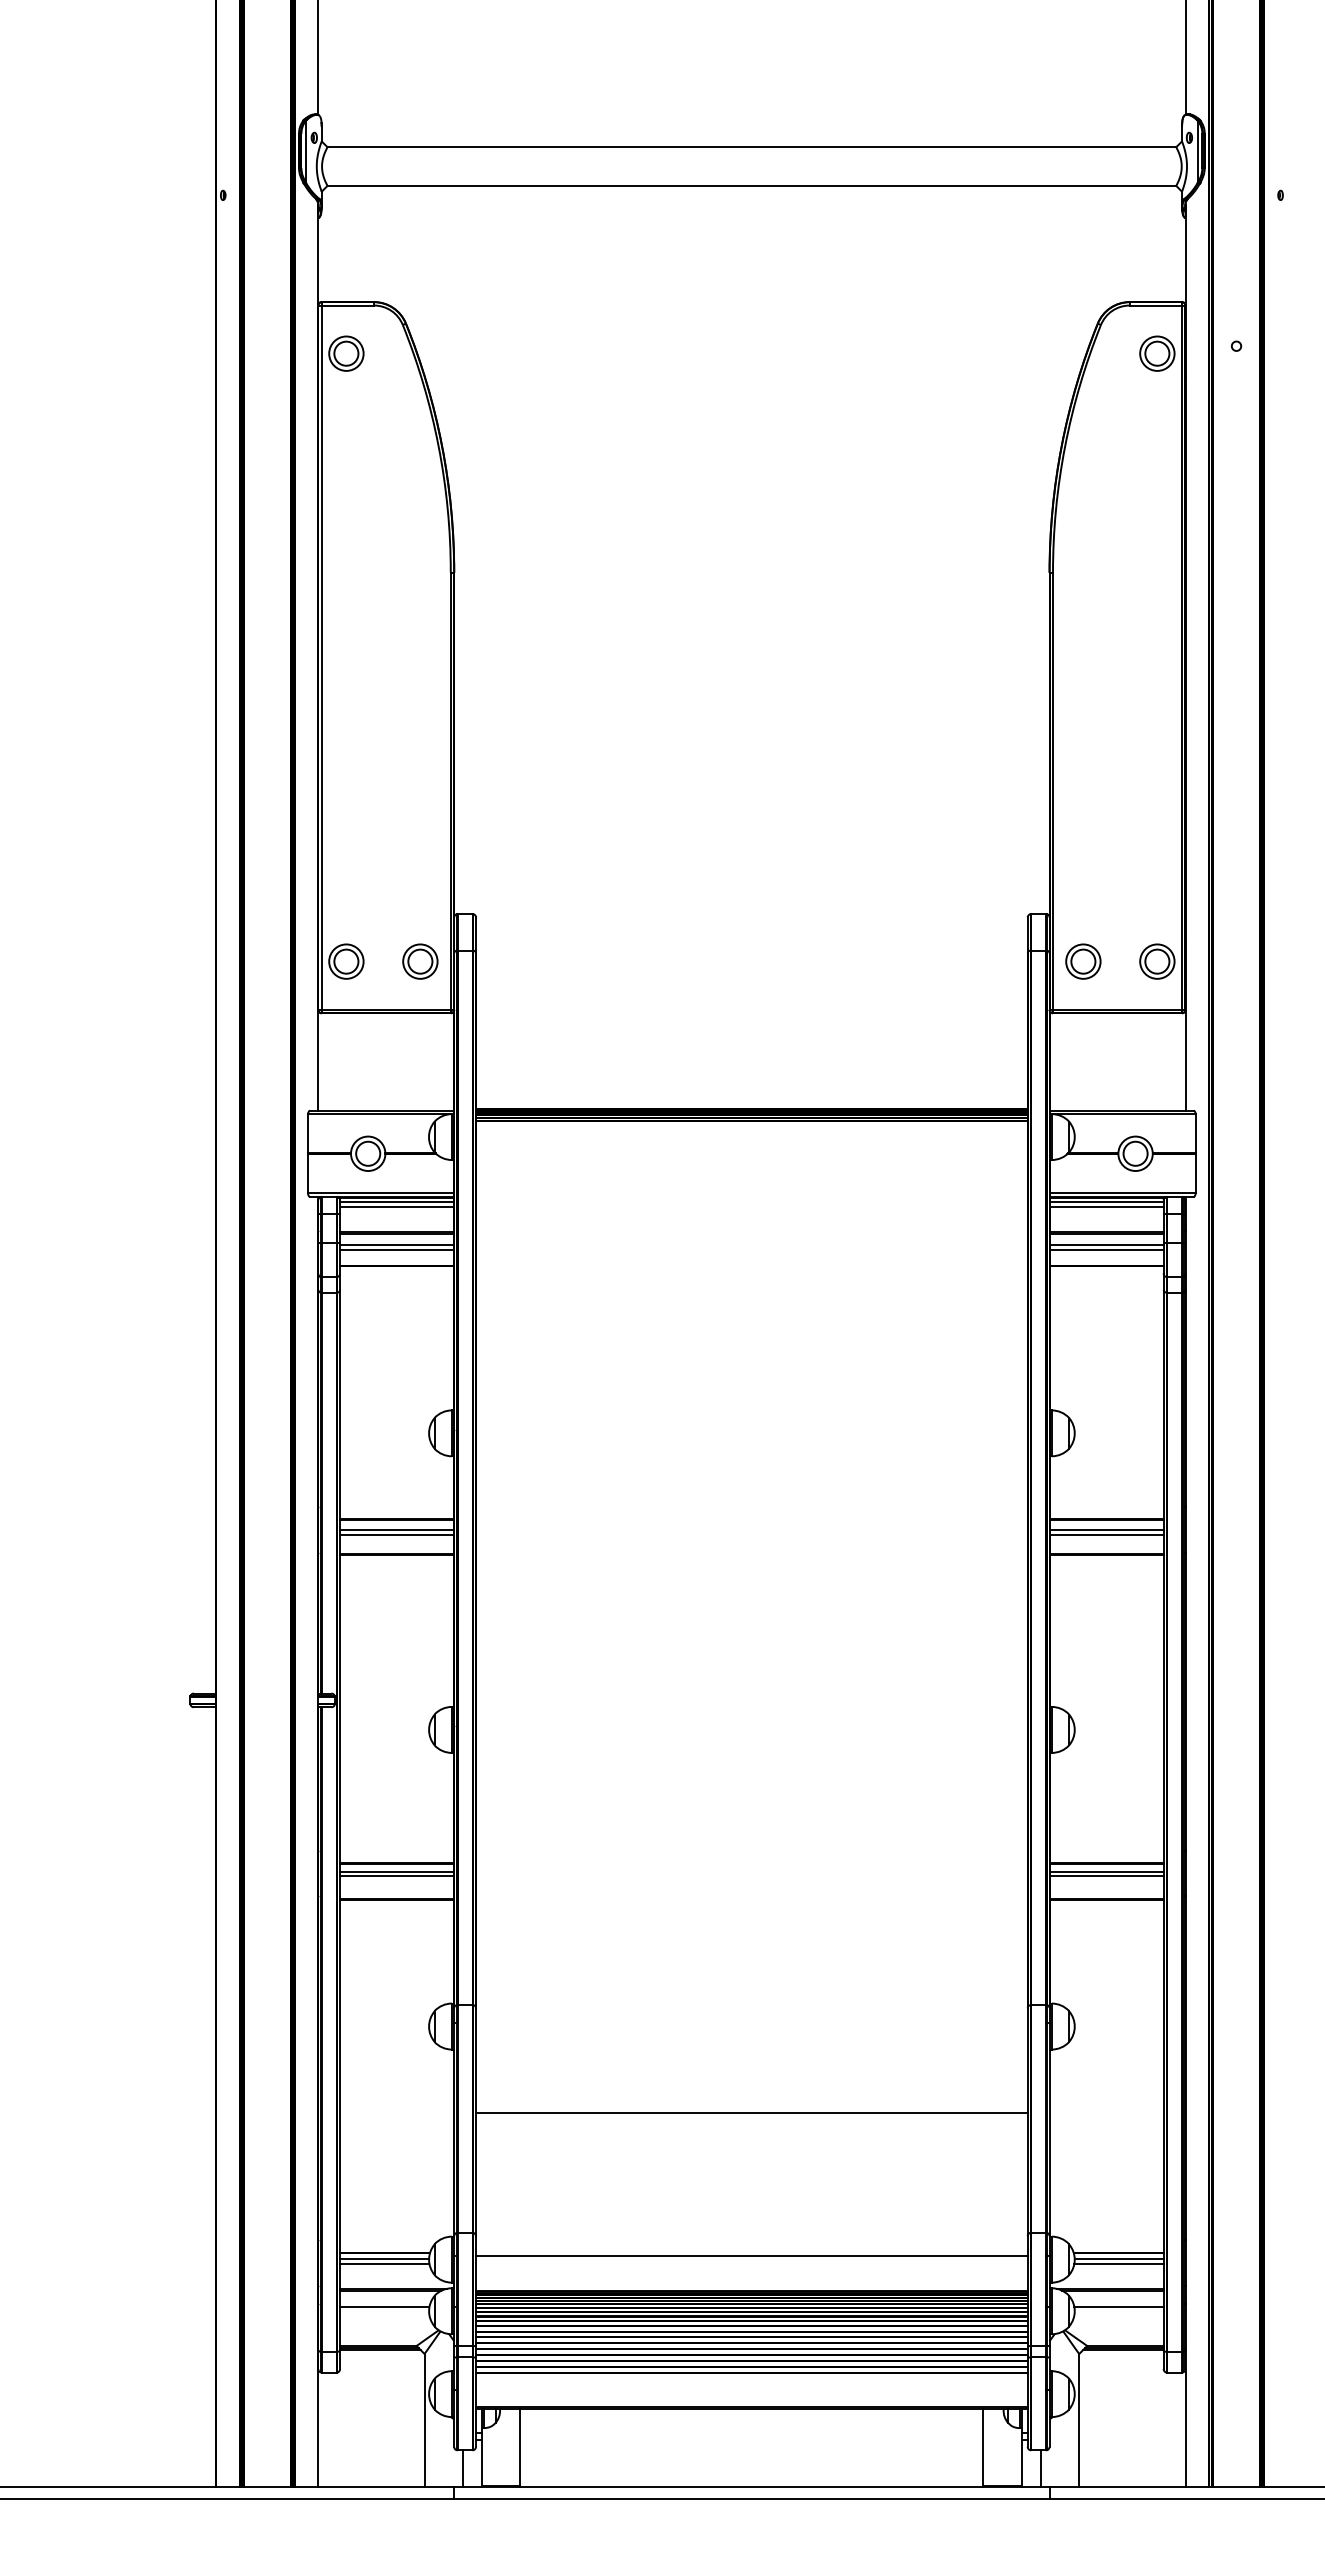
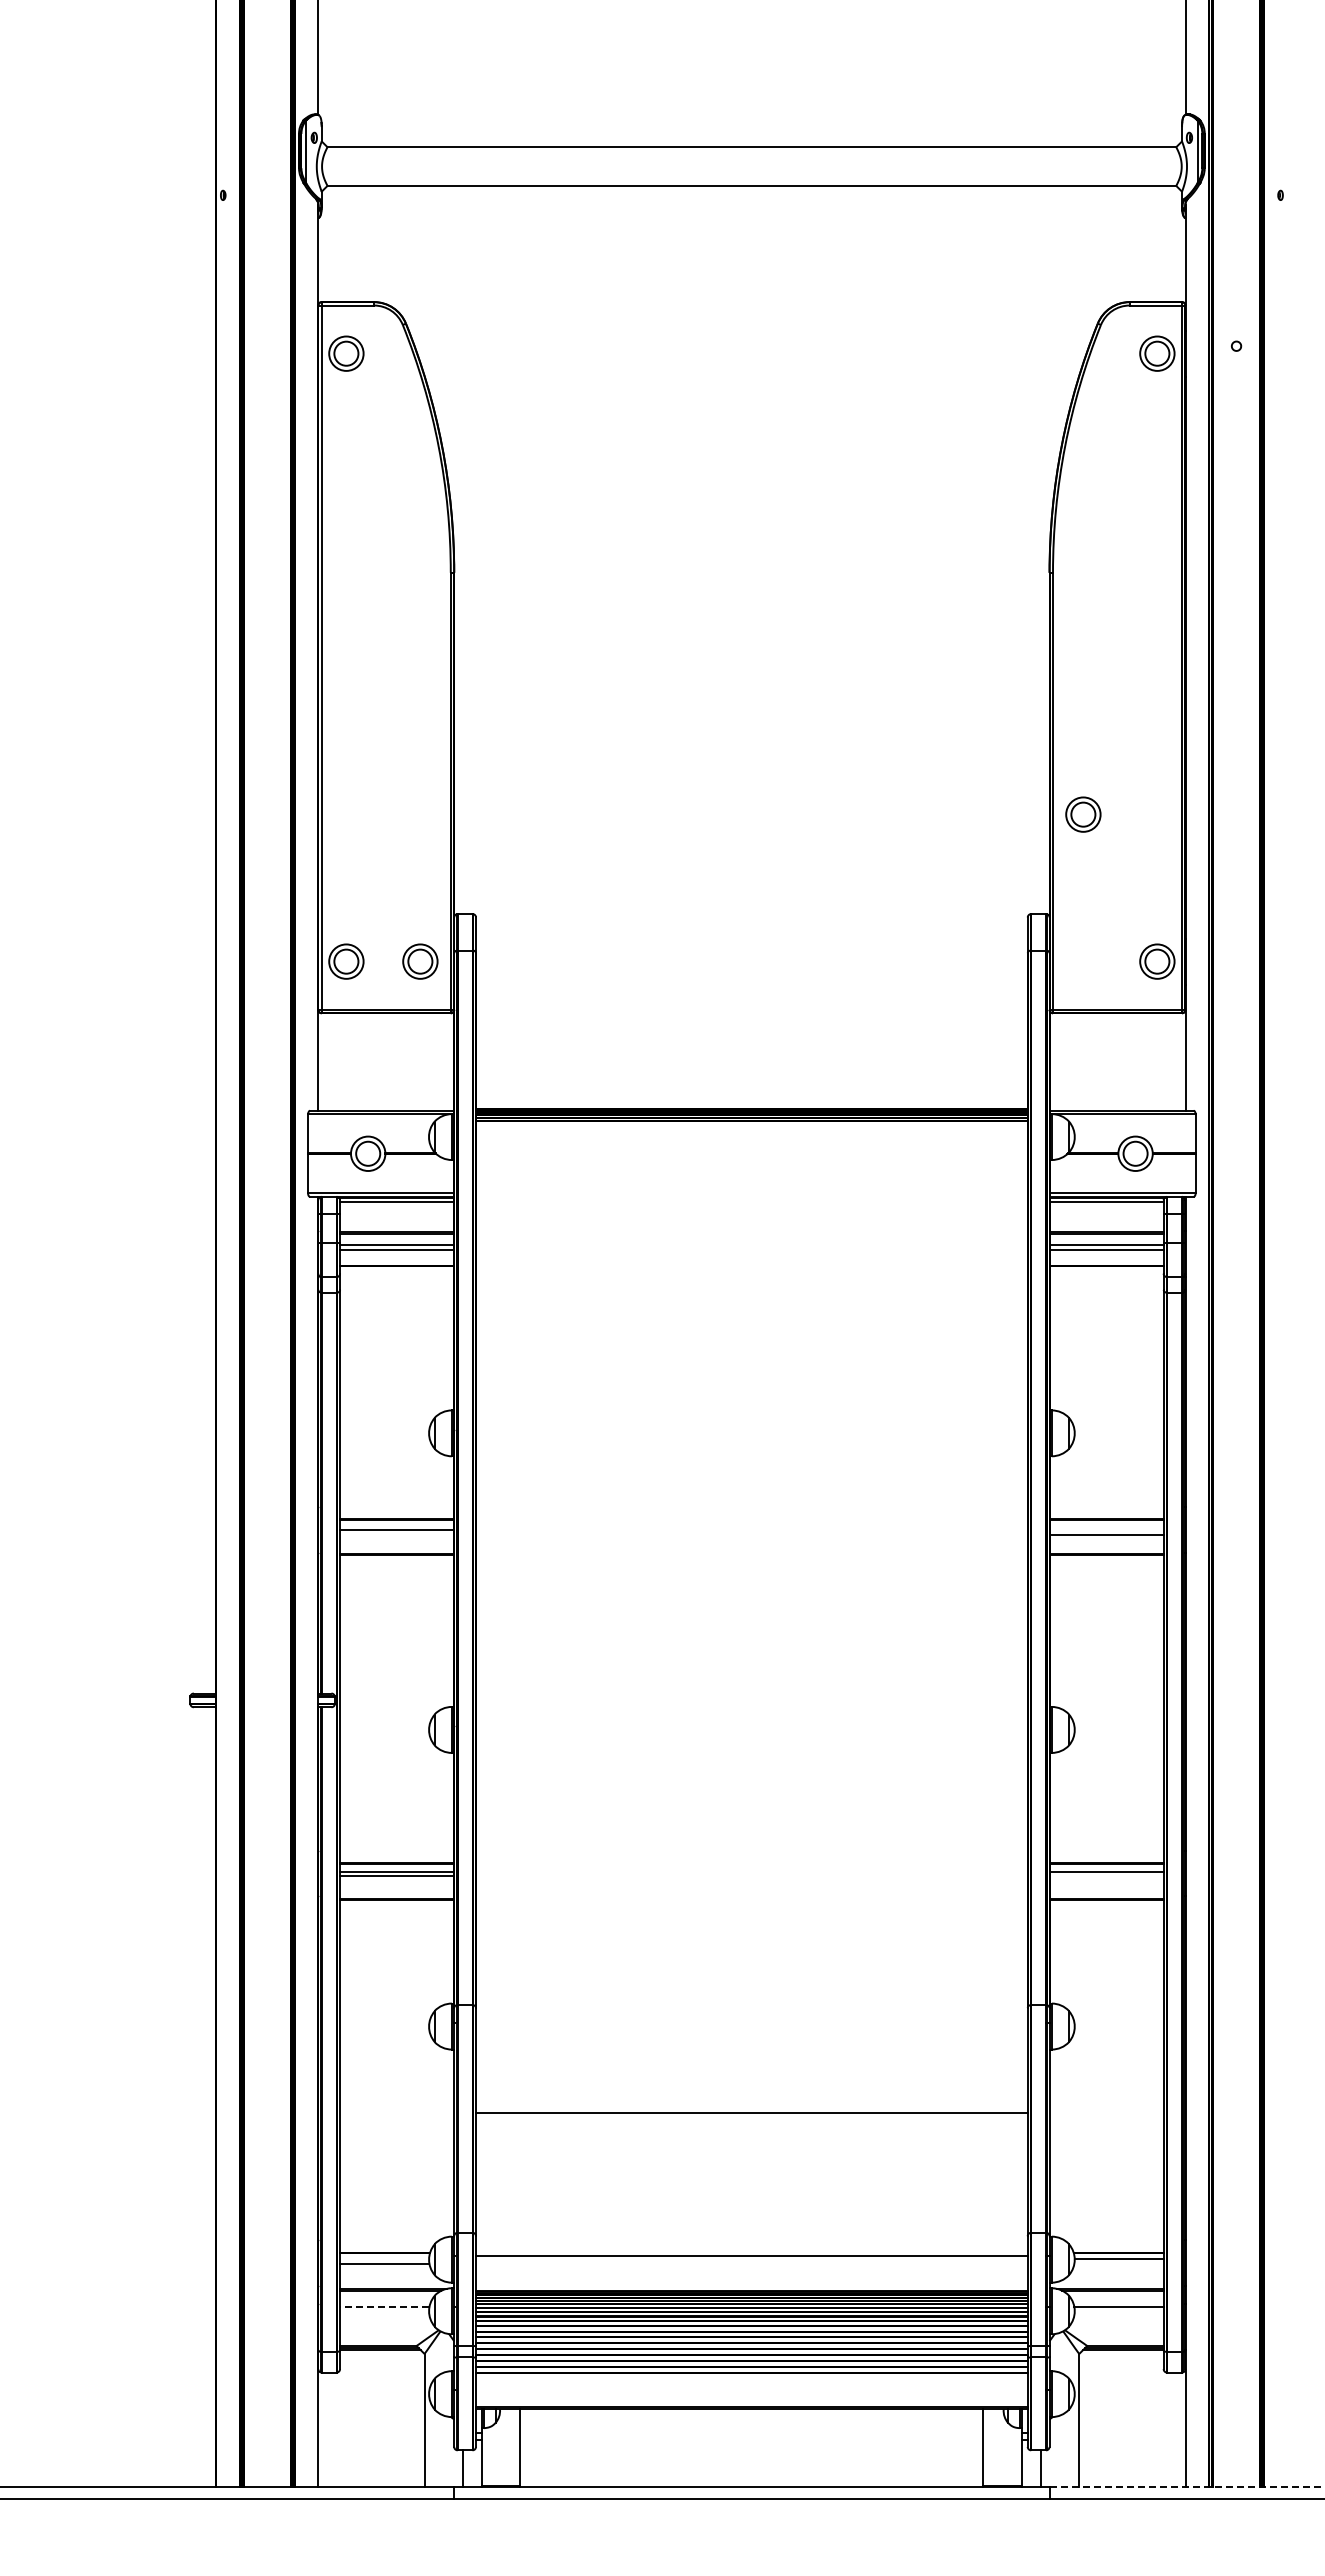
part position: (1083, 961) -> (1083, 814) (1083, 814)
line: present -> none (397, 1206)
line: present -> none (1106, 1206)
line: present -> none (1106, 1529)
line: present -> none (397, 1534)
line: present -> none (1106, 1876)
line: present -> none (384, 2259)
line: present -> none (1118, 2263)
line: solid -> dashed (384, 2307)
line: solid -> dashed (1187, 2487)
